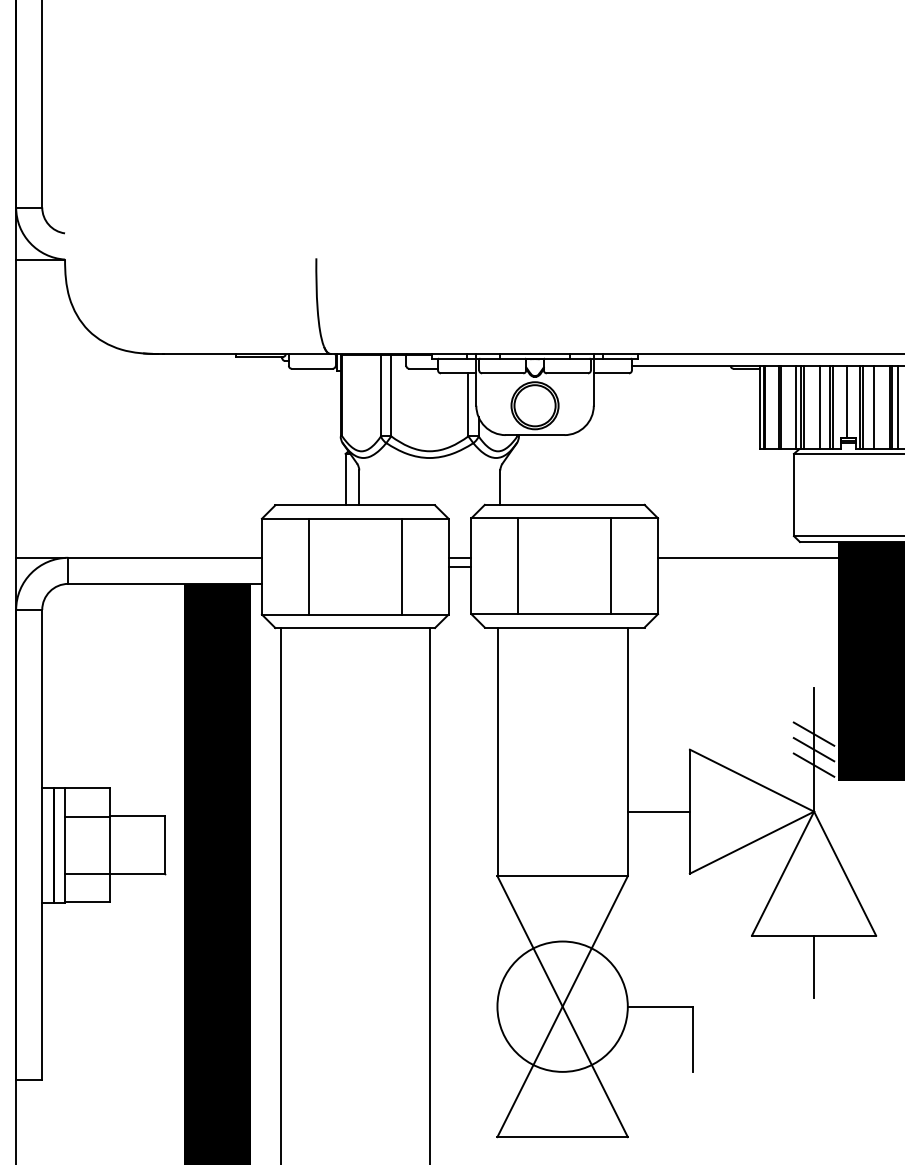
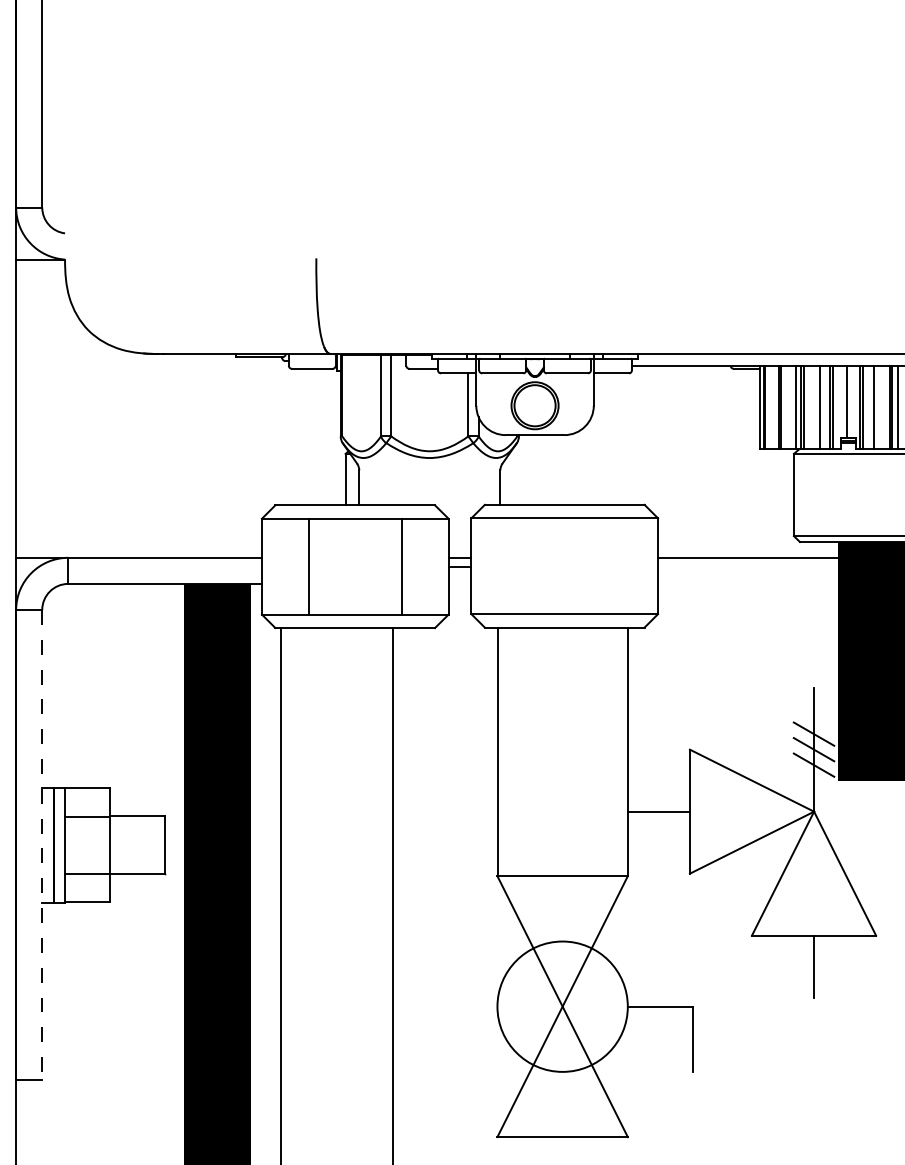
line: present -> none (518, 566)
line: present -> none (611, 566)
line: solid -> dashed (42, 844)
line position: (429, 894) -> (392, 894) (392, 894)
